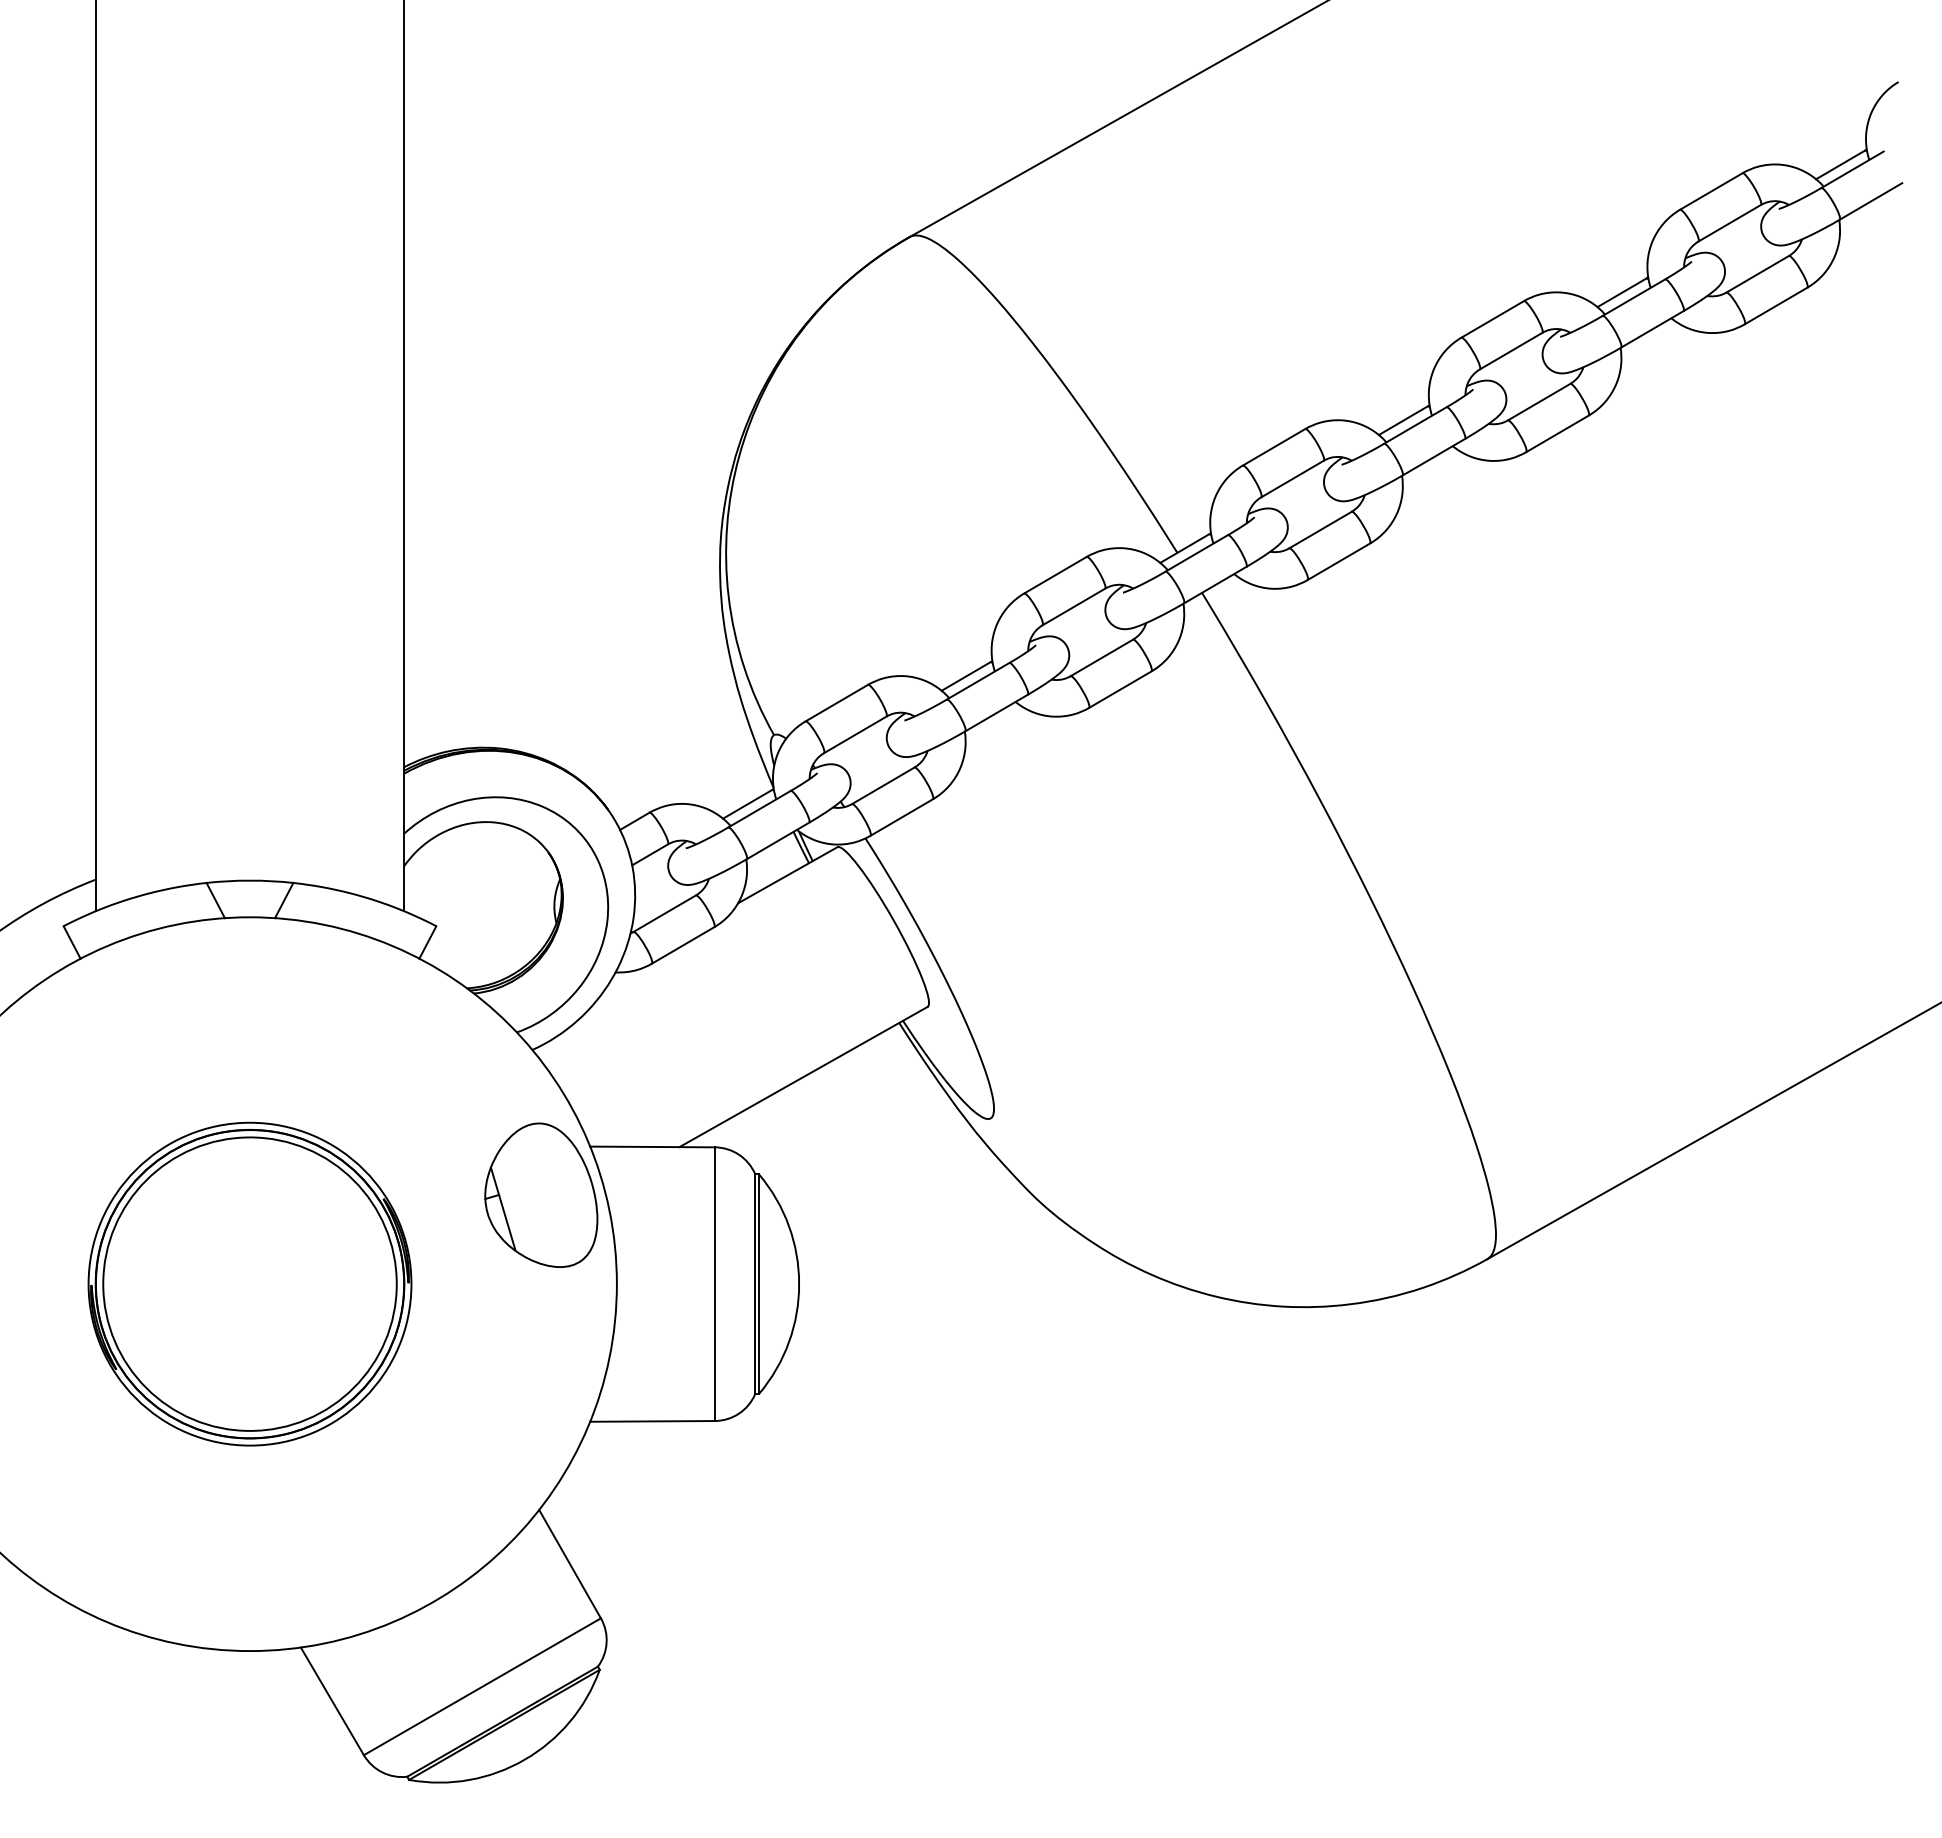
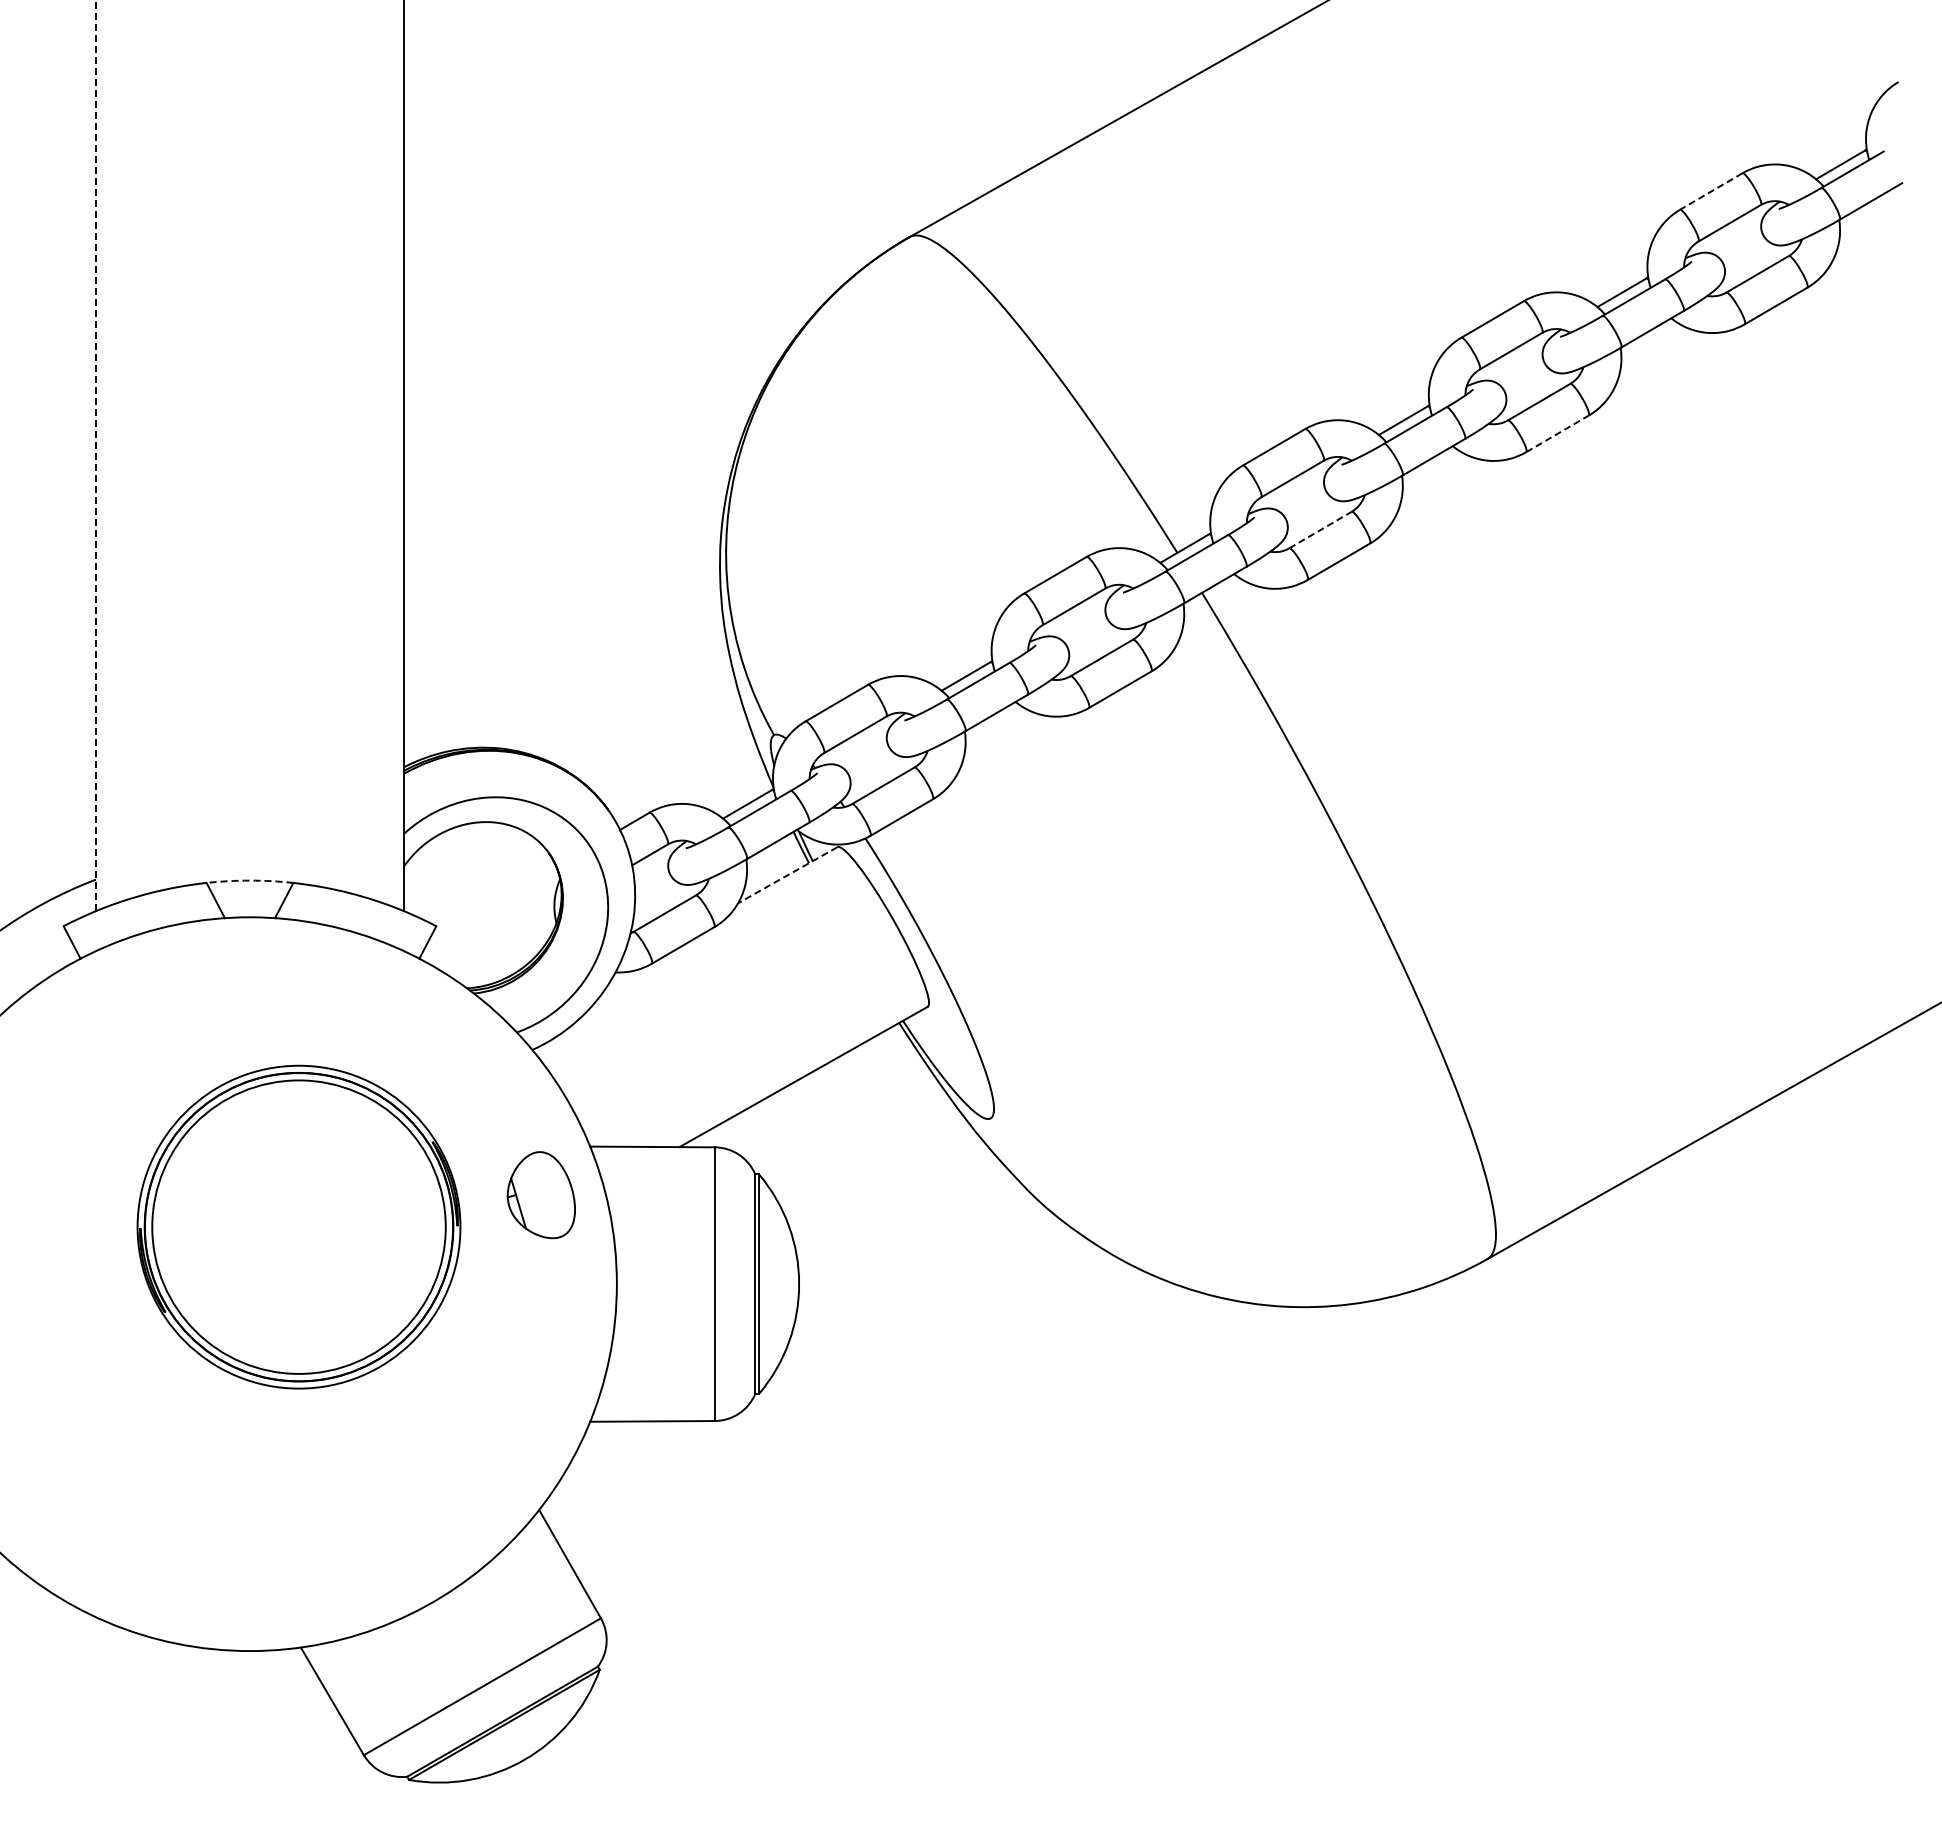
line: solid -> dashed (1710, 191)
line: solid -> dashed (1558, 433)
line: solid -> dashed (95, 455)
line: solid -> dashed (1320, 529)
line: solid -> dashed (787, 875)
arc: solid -> dashed (250, 880)
part size: 115x146 px -> 70x89 px (540, 1195)
part position: (249, 1283) -> (298, 1226) (298, 1226)
